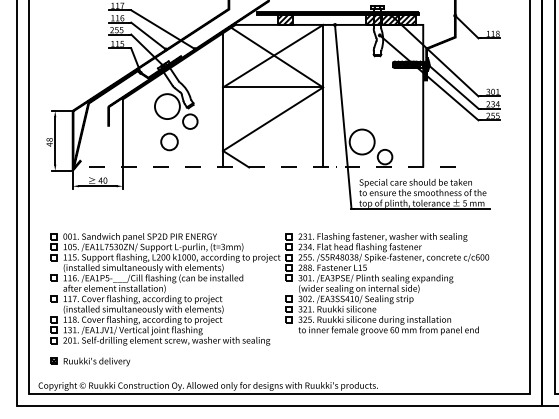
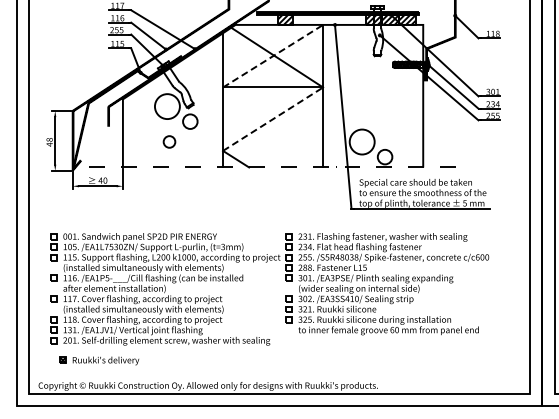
line: solid -> dashed (273, 55)
line: solid -> dashed (273, 118)
circle size: 19x20 px -> 15x14 px (169, 141)
part position: (90, 361) -> (99, 360) (99, 360)
